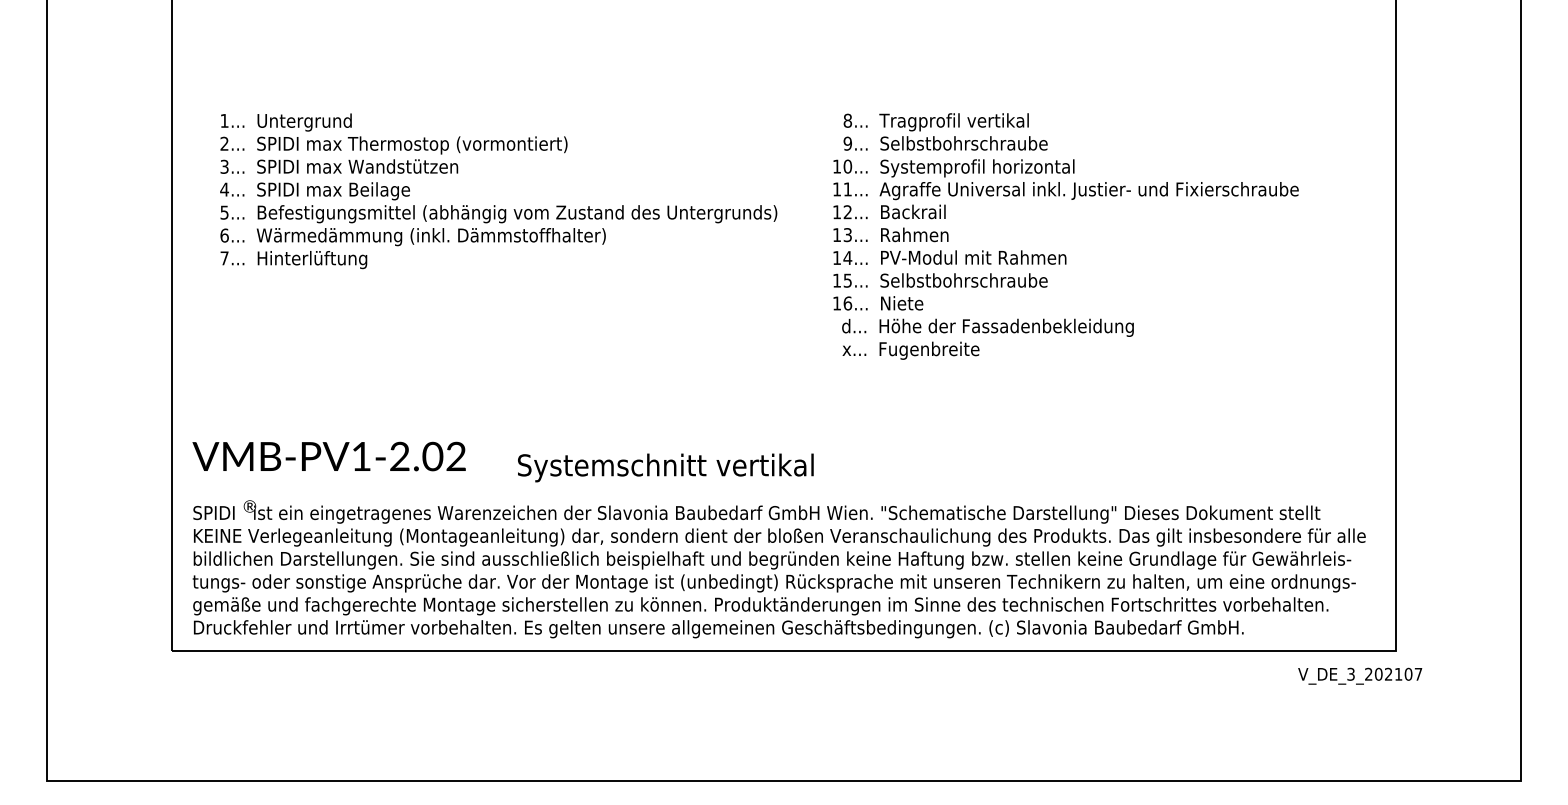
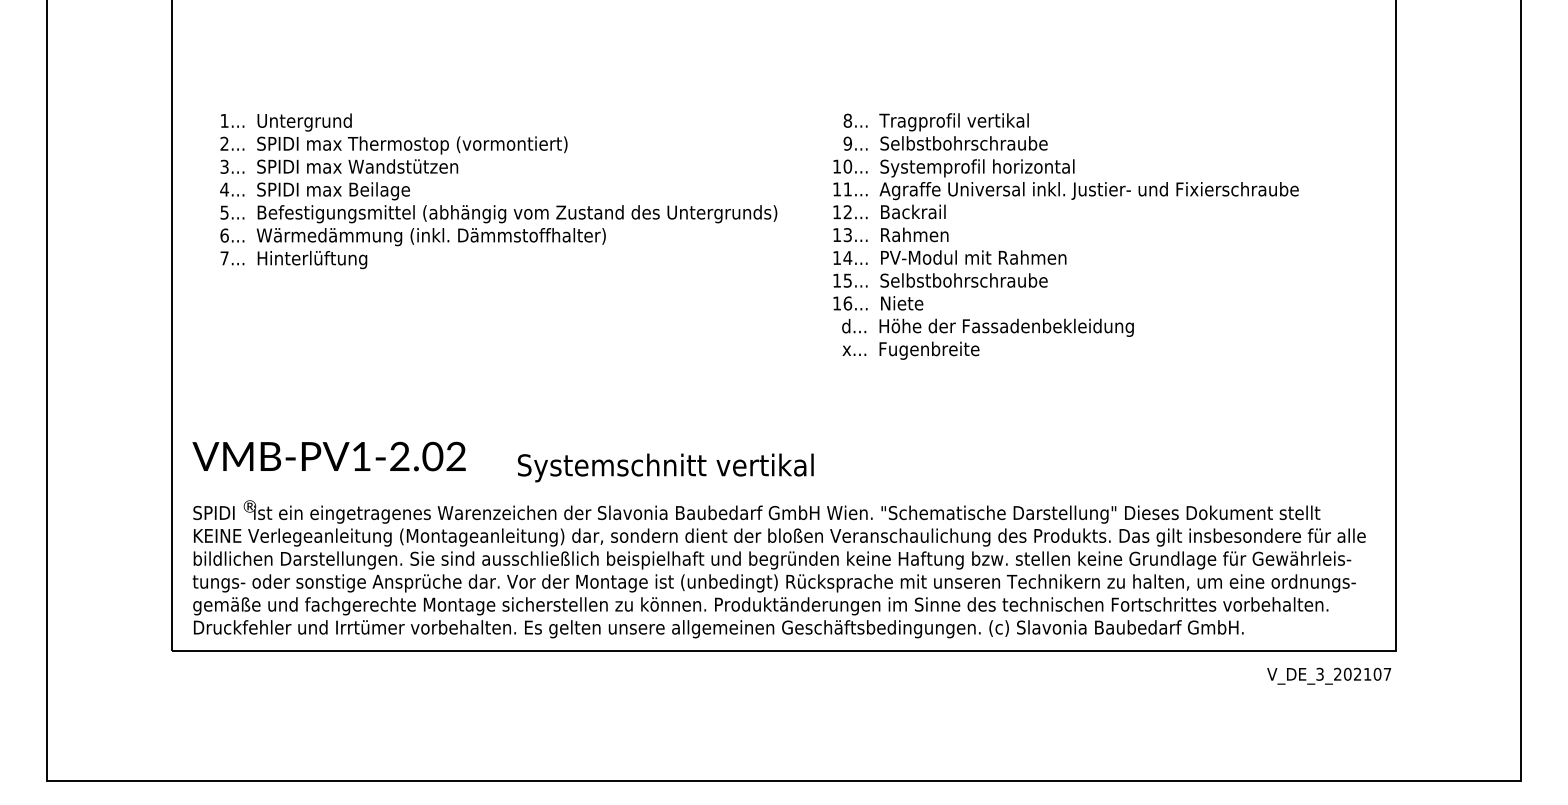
text position: (1360, 675) -> (1329, 675) (1329, 675)
